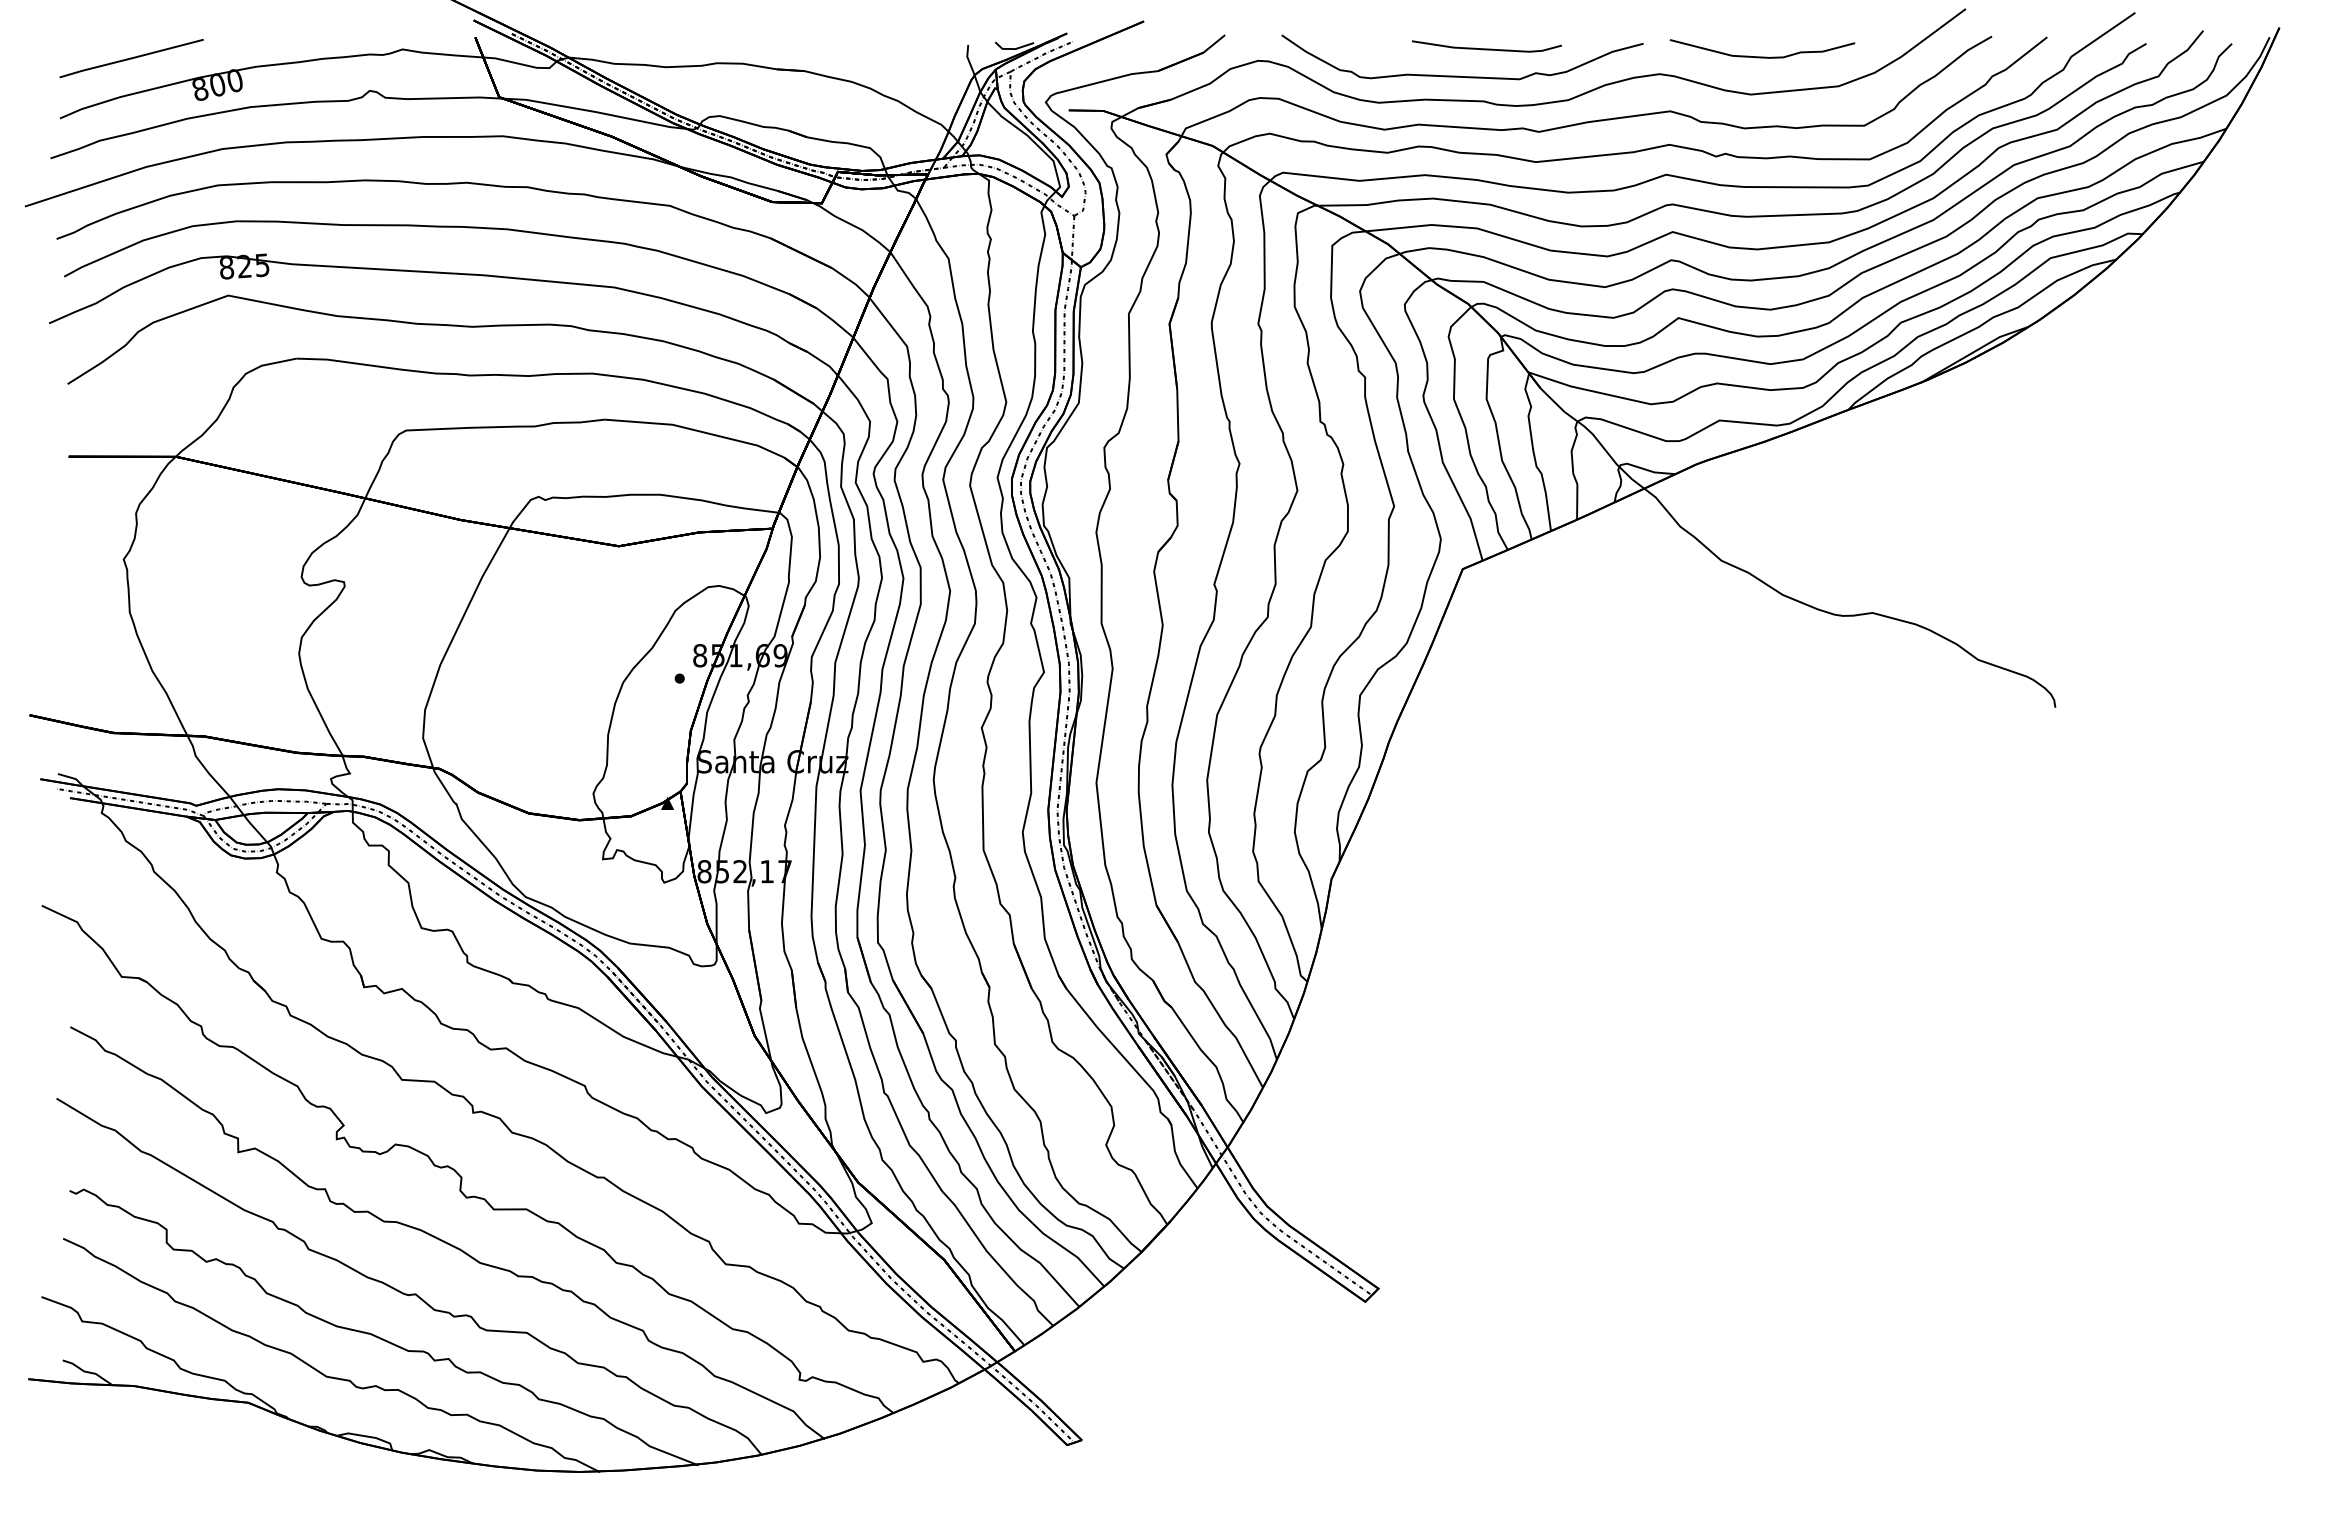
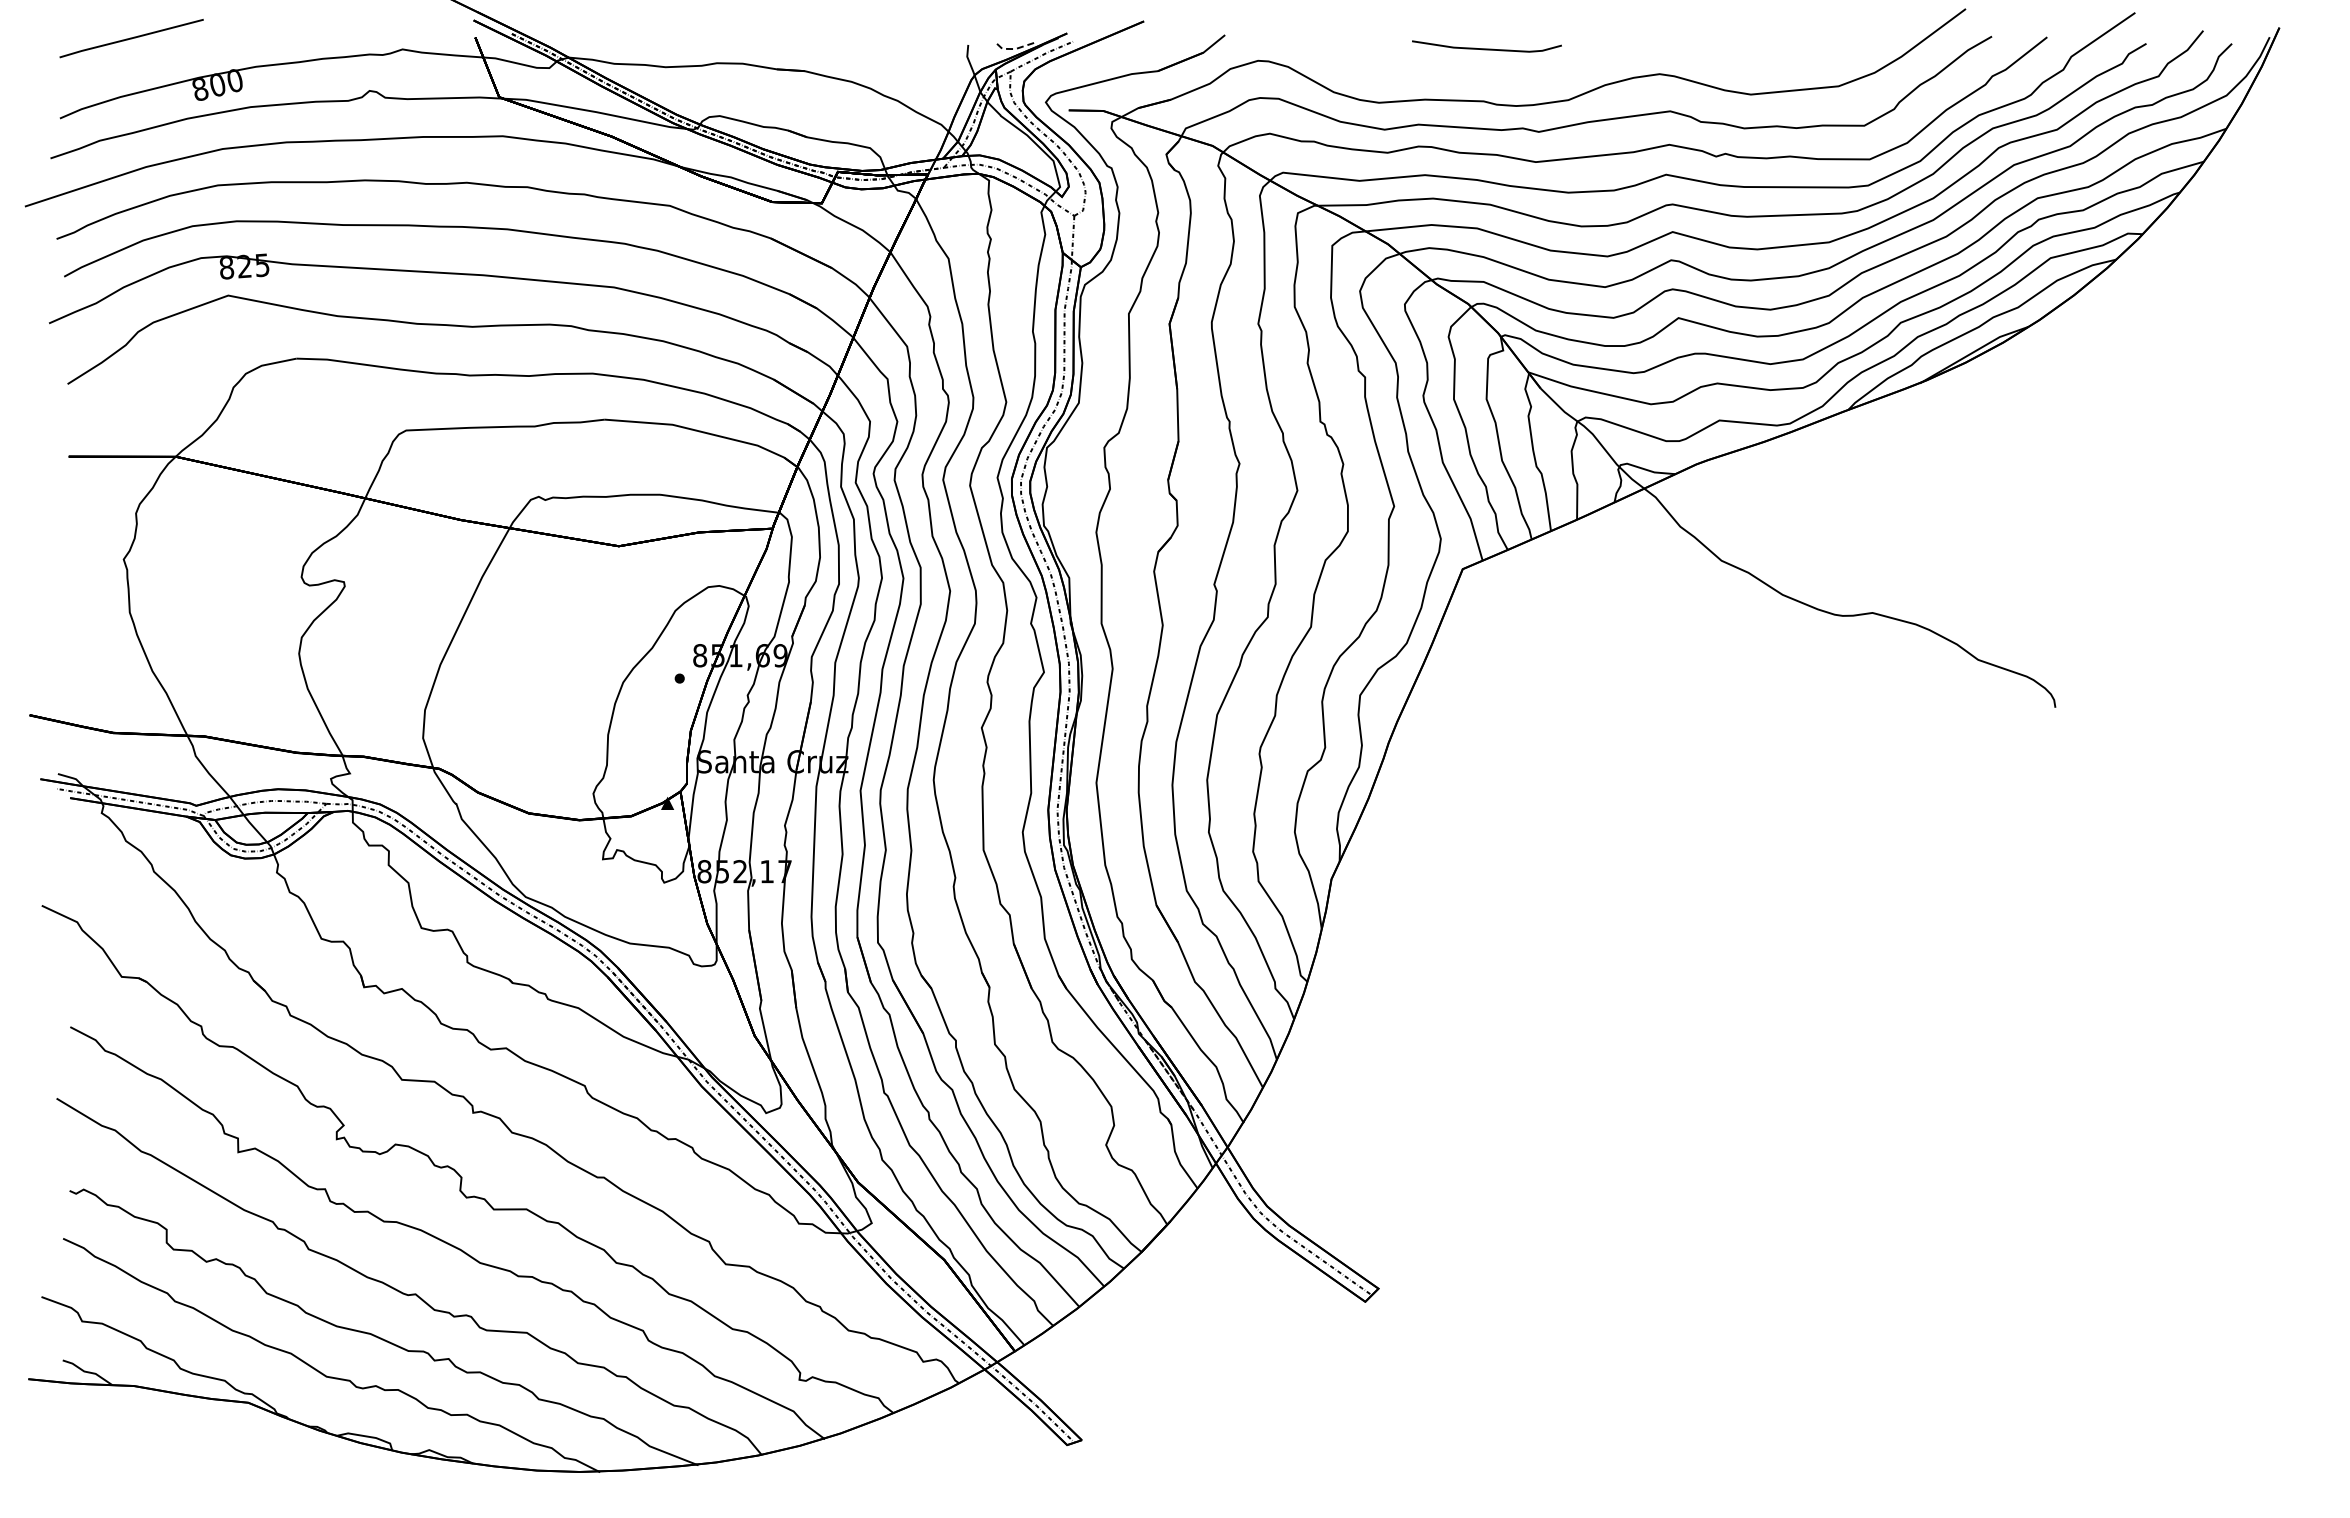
line: solid -> dashed (1013, 49)
curve: present -> none (1762, 56)
line position: (131, 58) -> (131, 38) (131, 38)
curve: present -> none (1459, 75)
